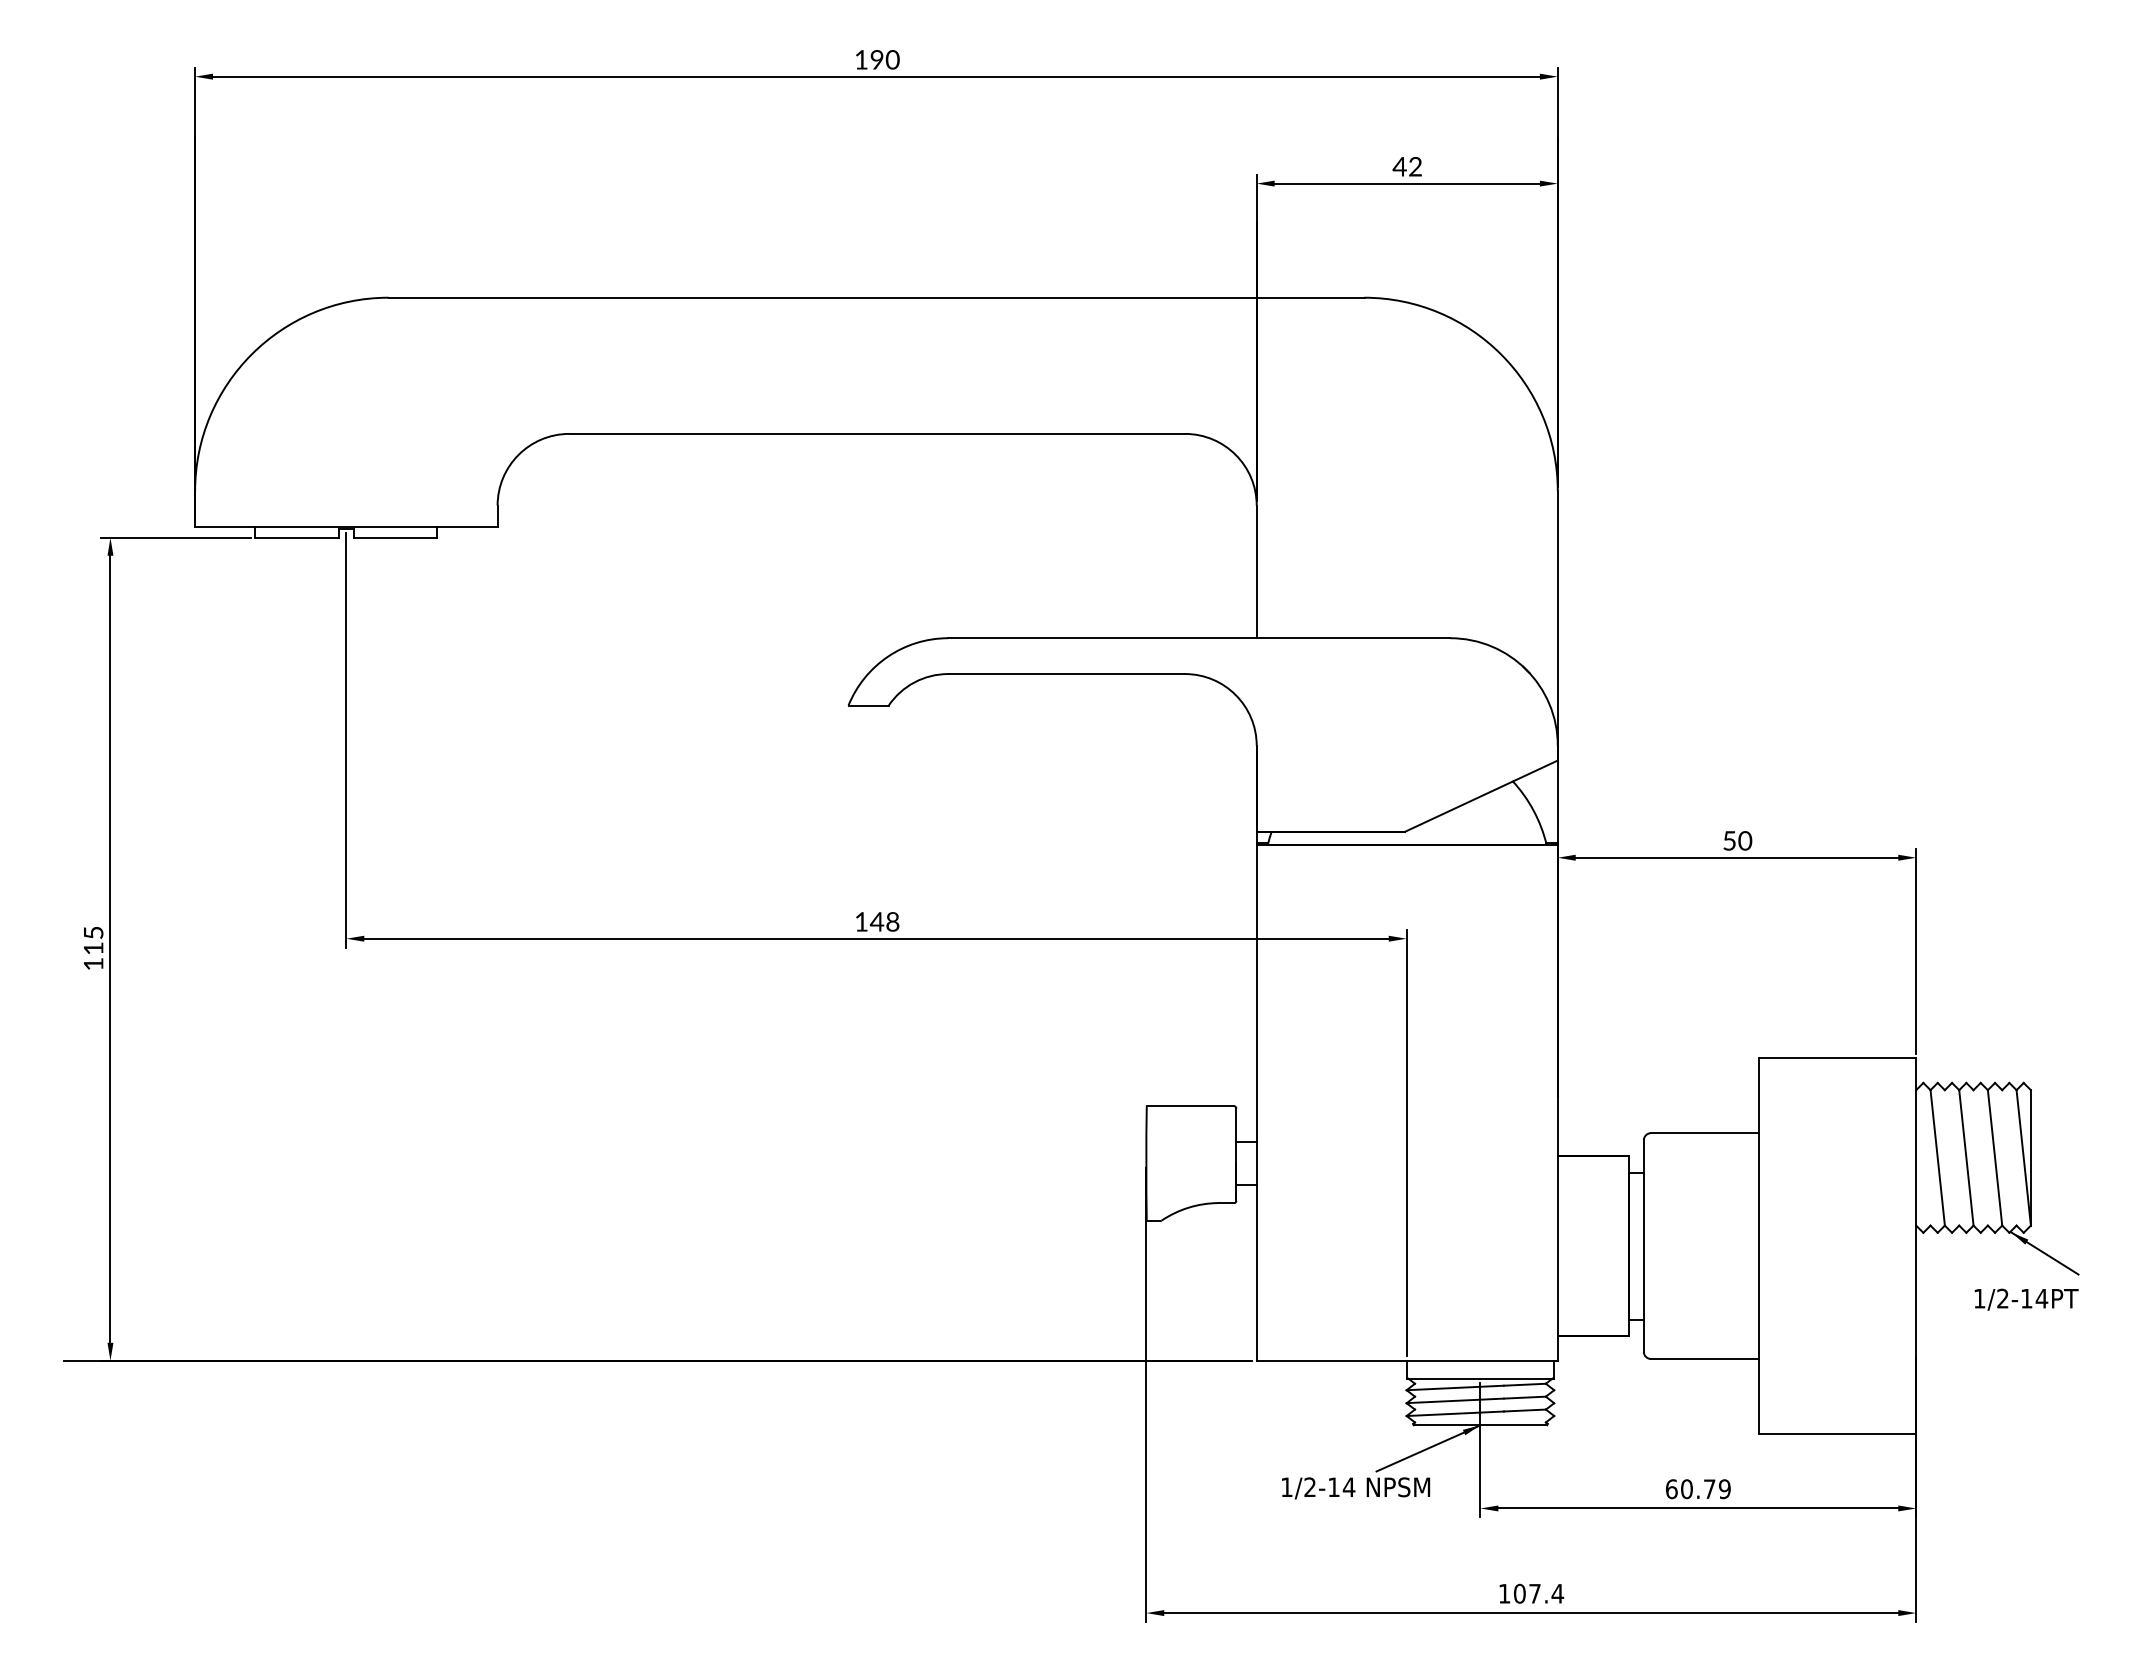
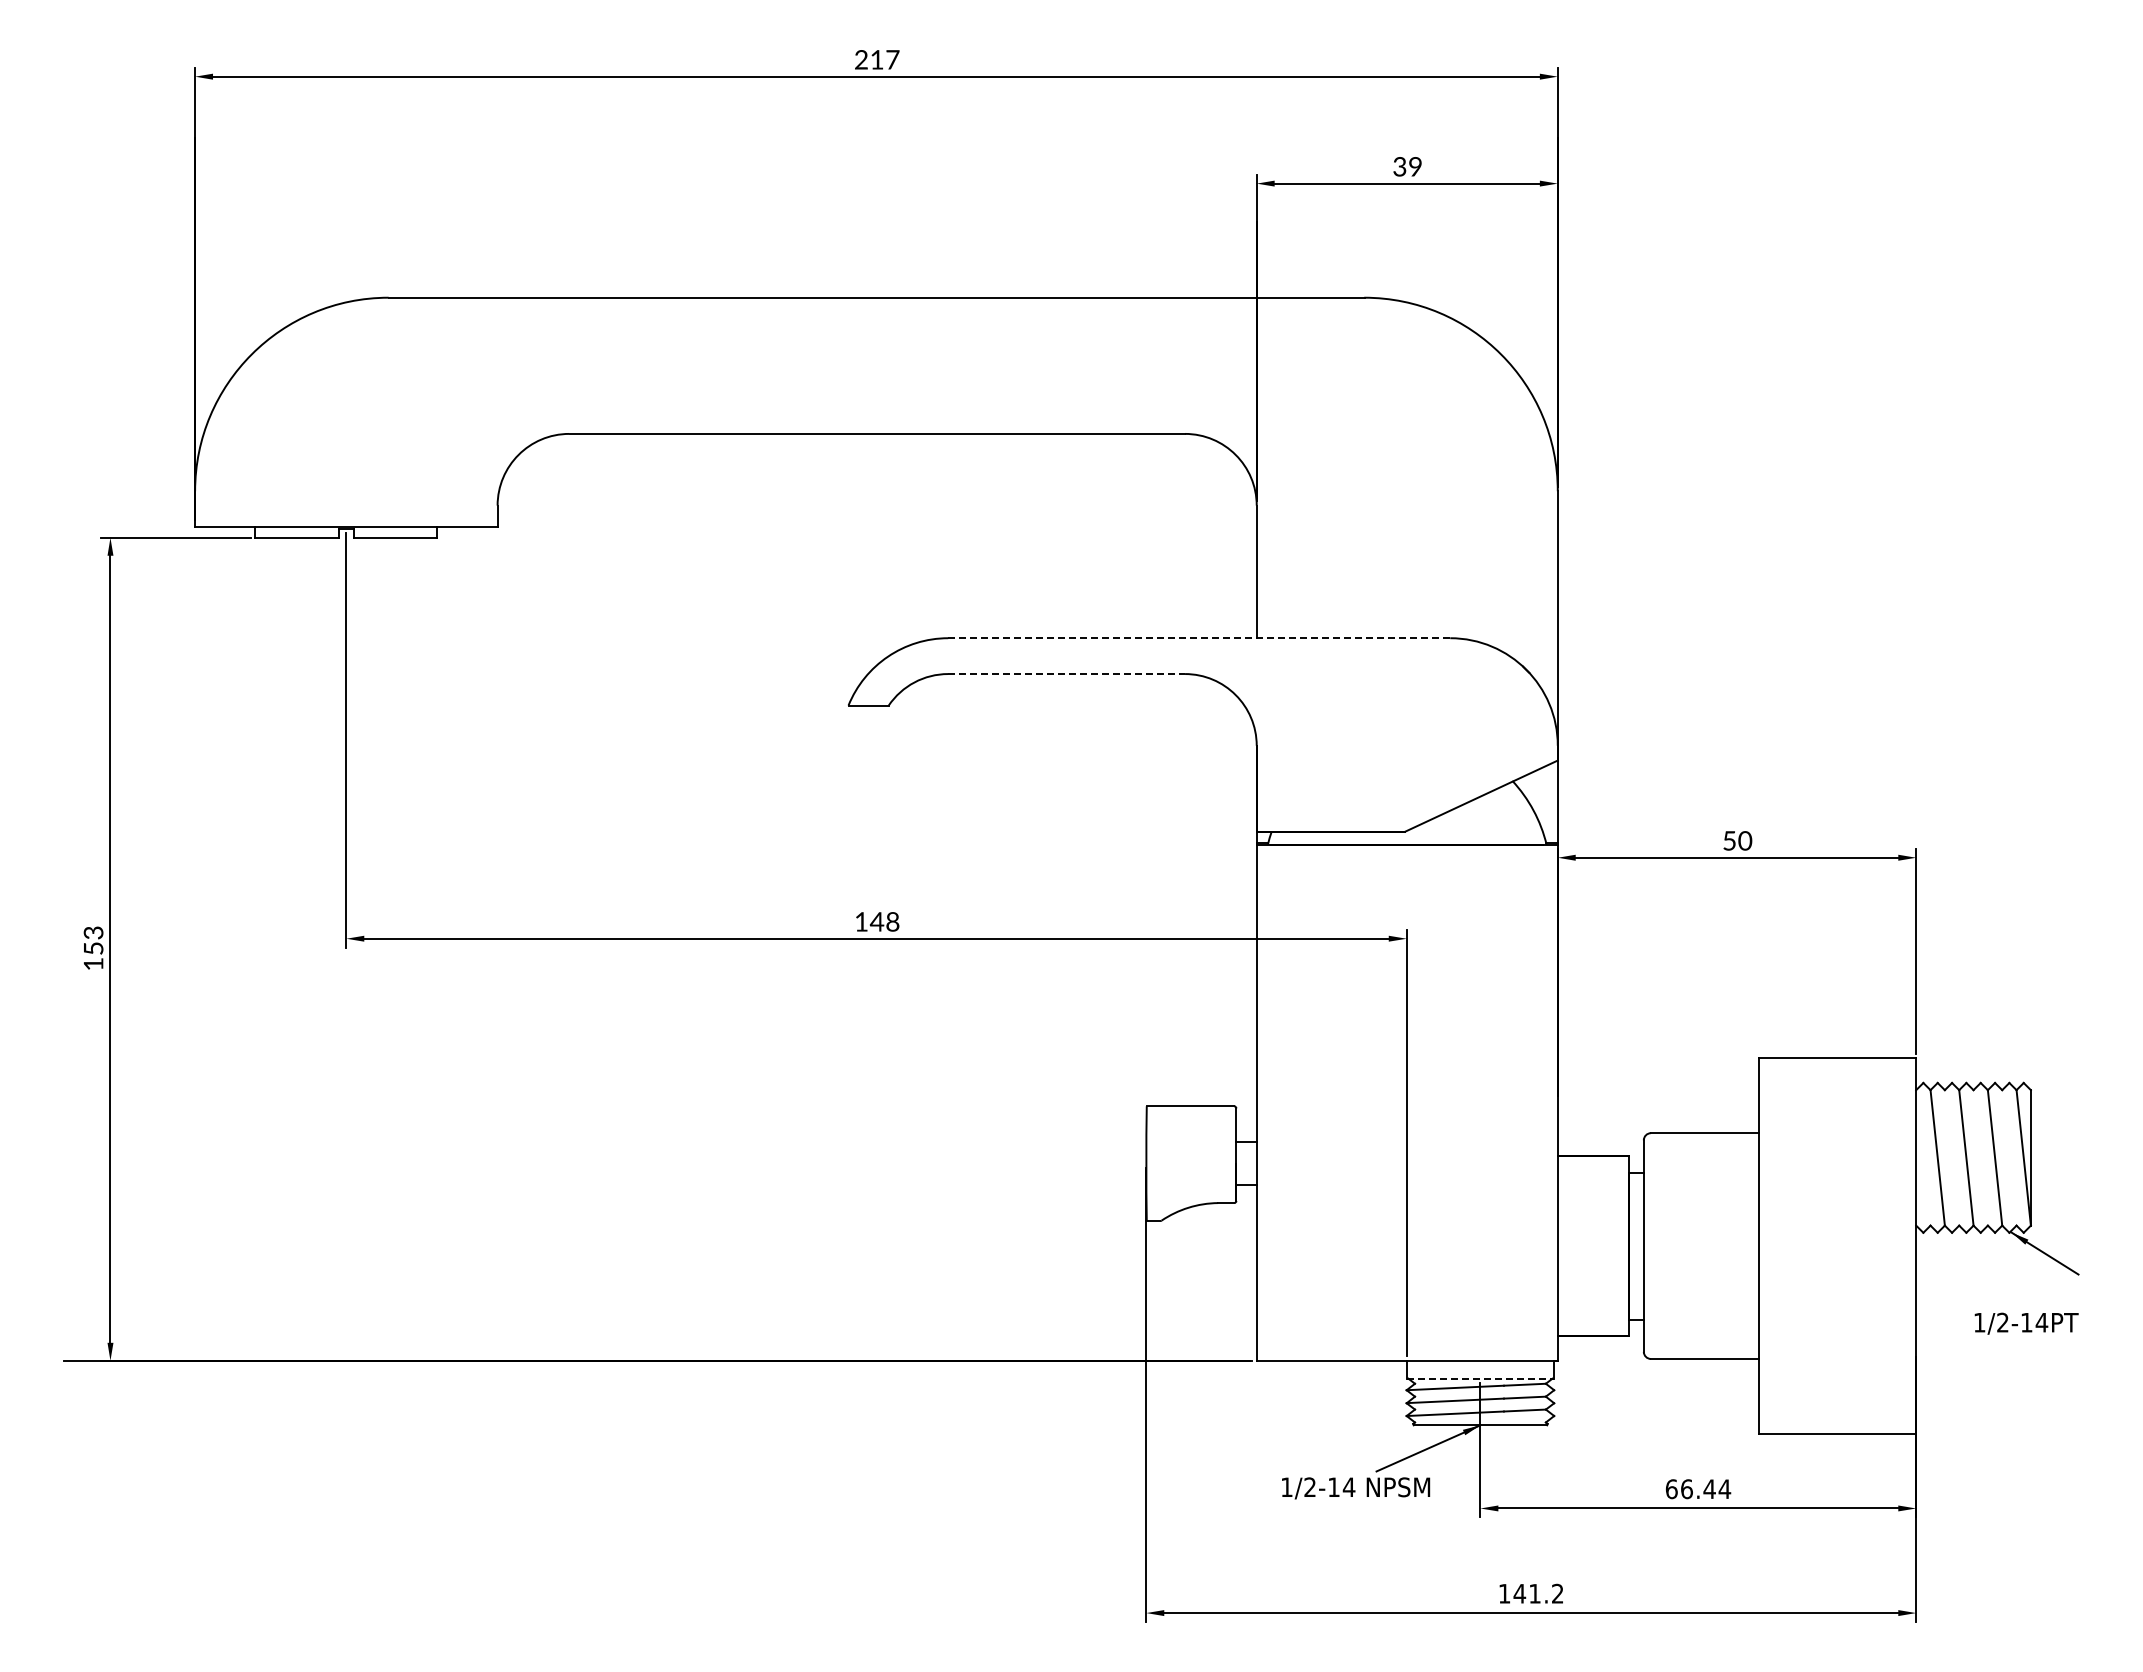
text: 190 -> 217 (877, 59)
text: 42 -> 39 (1406, 166)
line: solid -> dashed (1198, 638)
line: solid -> dashed (1067, 674)
text: 115 -> 153 (93, 940)
text position: (2026, 1299) -> (2026, 1323) (2026, 1323)
line: solid -> dashed (1480, 1378)
text: 60.79 -> 66.44 (1706, 1489)
text: 107.4 -> 141.2 (1538, 1593)
